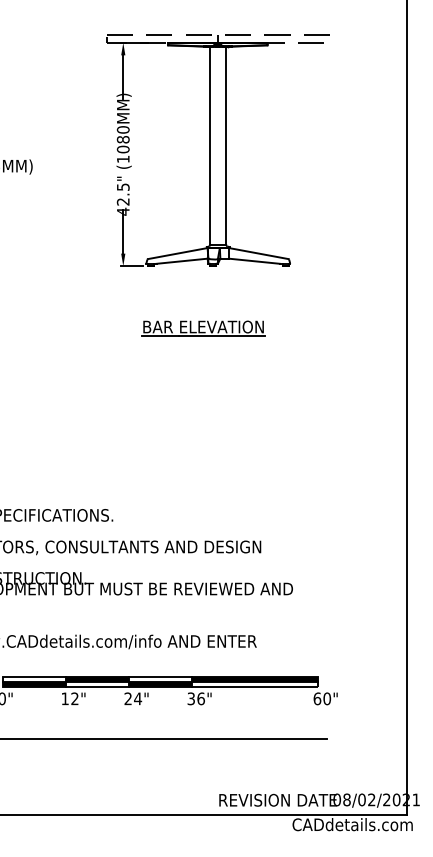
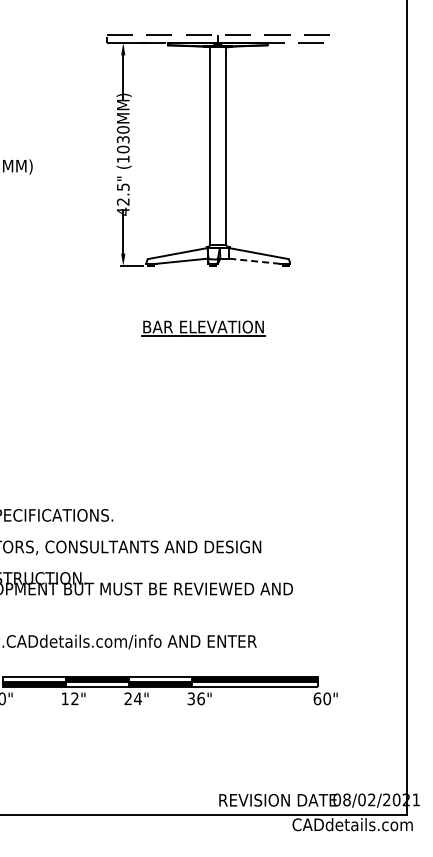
text: (1080MM) -> (1030MM) (123, 139)
line: solid -> dashed (254, 261)
line: present -> none (164, 739)
